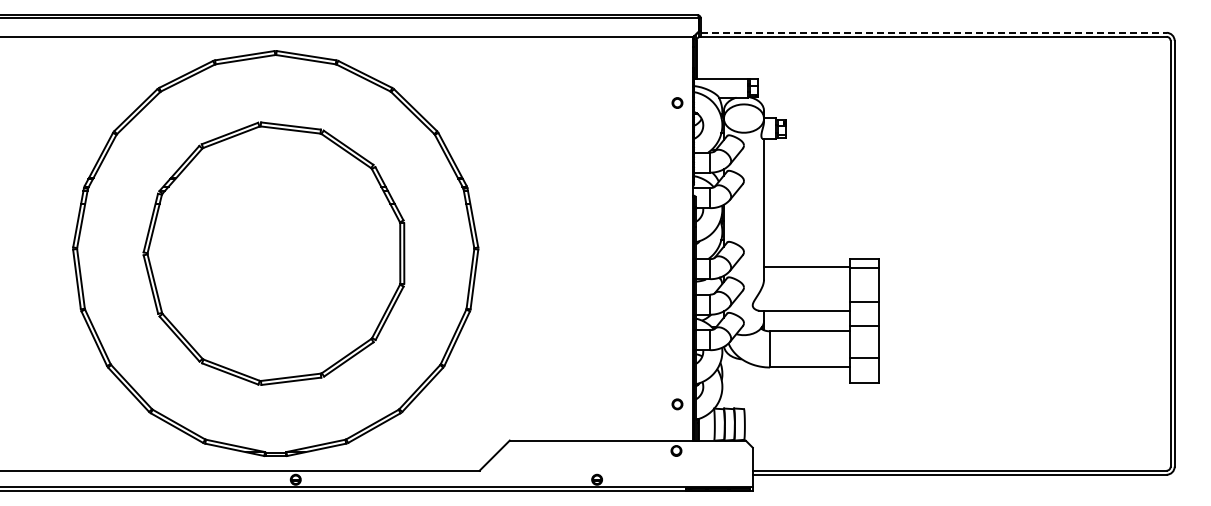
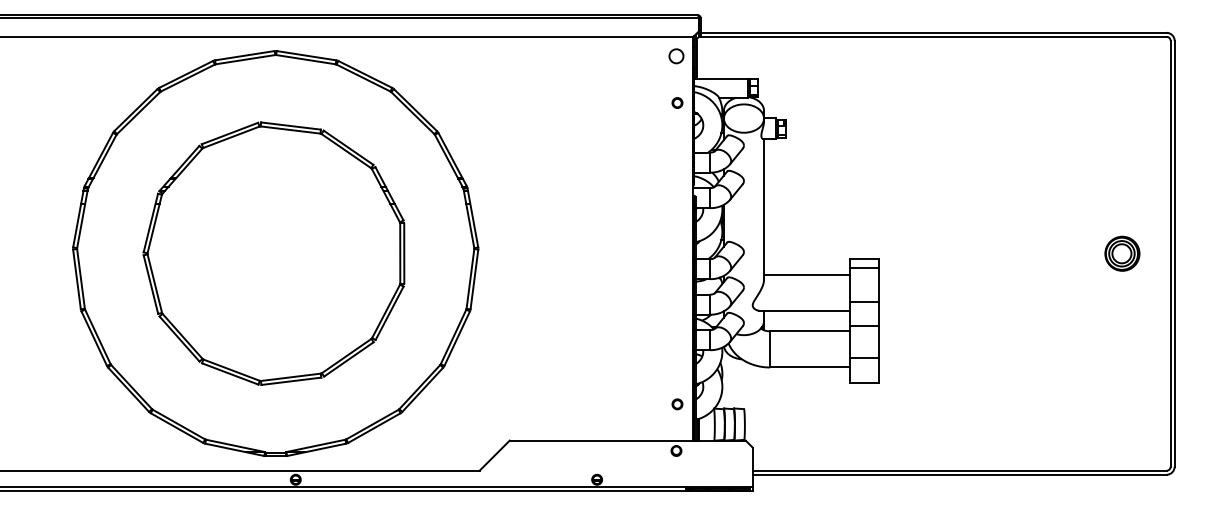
line: dashed -> solid (933, 32)
circle: none -> present (676, 56)
part: none -> present (1122, 253)
line position: (807, 266) -> (807, 274) (807, 274)
